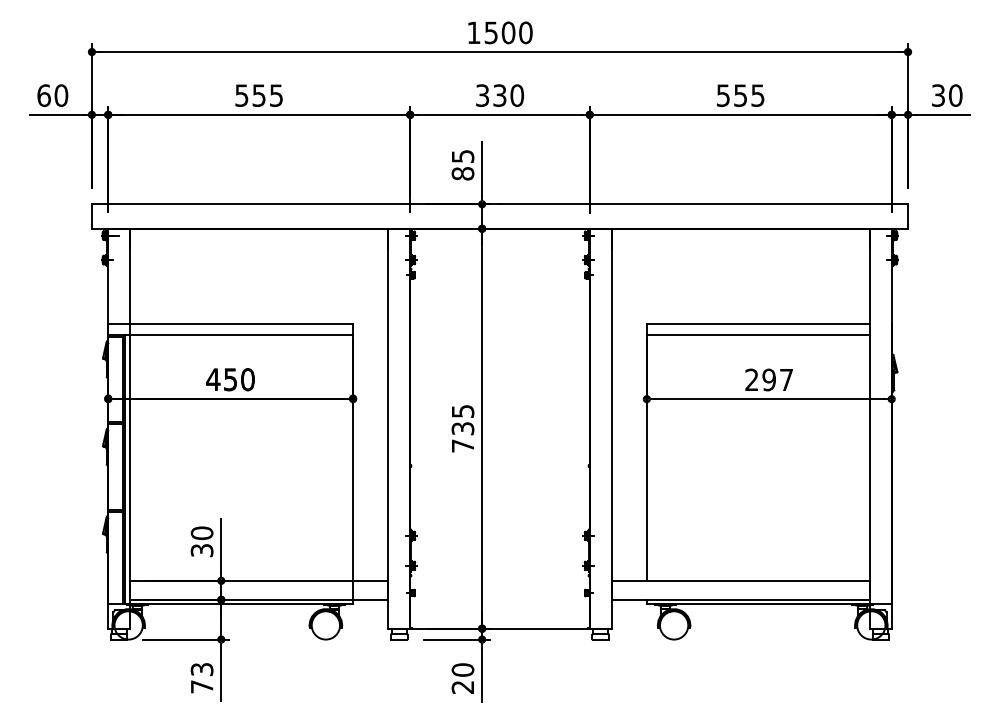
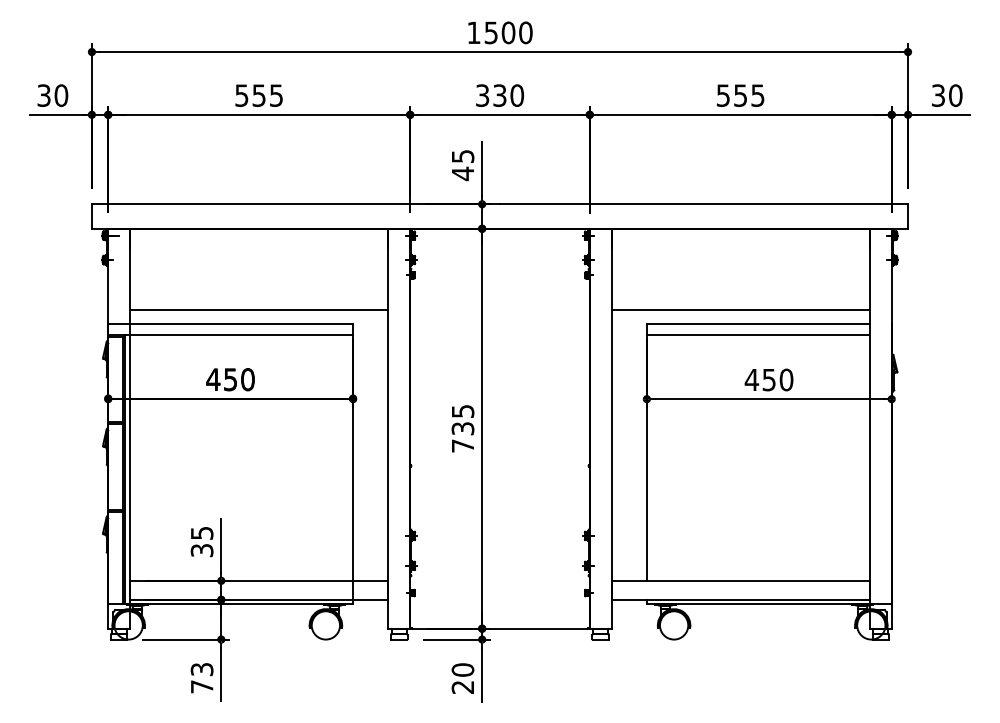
text: 60 -> 30 (43, 95)
text: 85 -> 45 (462, 173)
line: none -> present (259, 310)
line: none -> present (740, 310)
text: 297 -> 450 (768, 379)
text: 30 -> 35 (201, 533)
